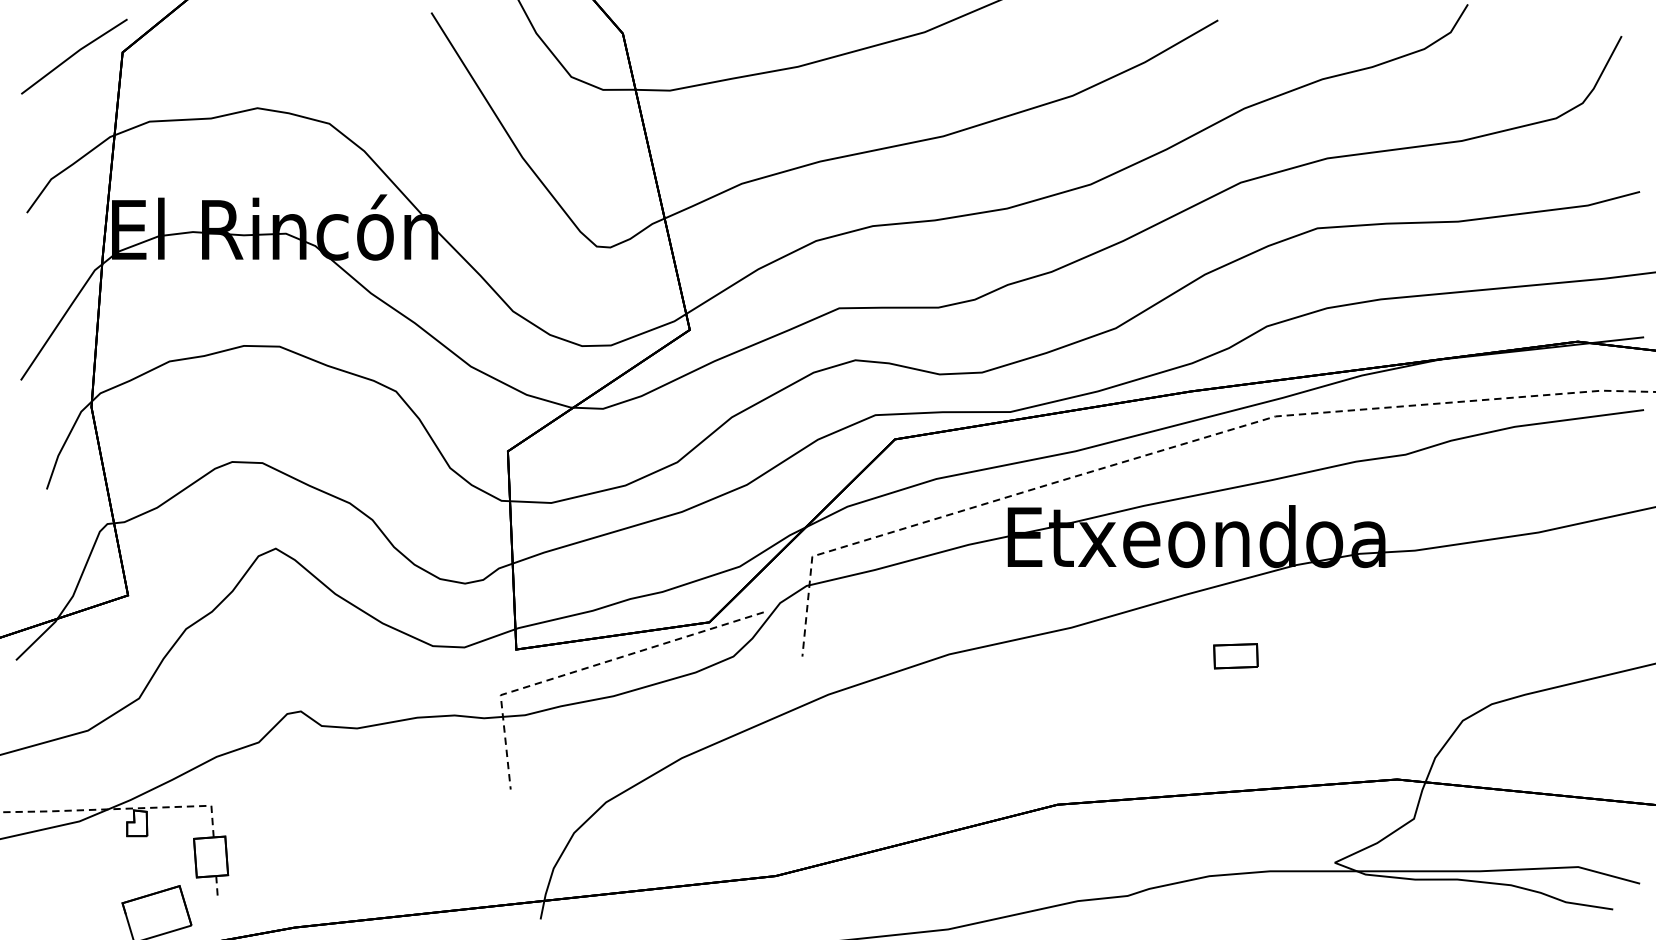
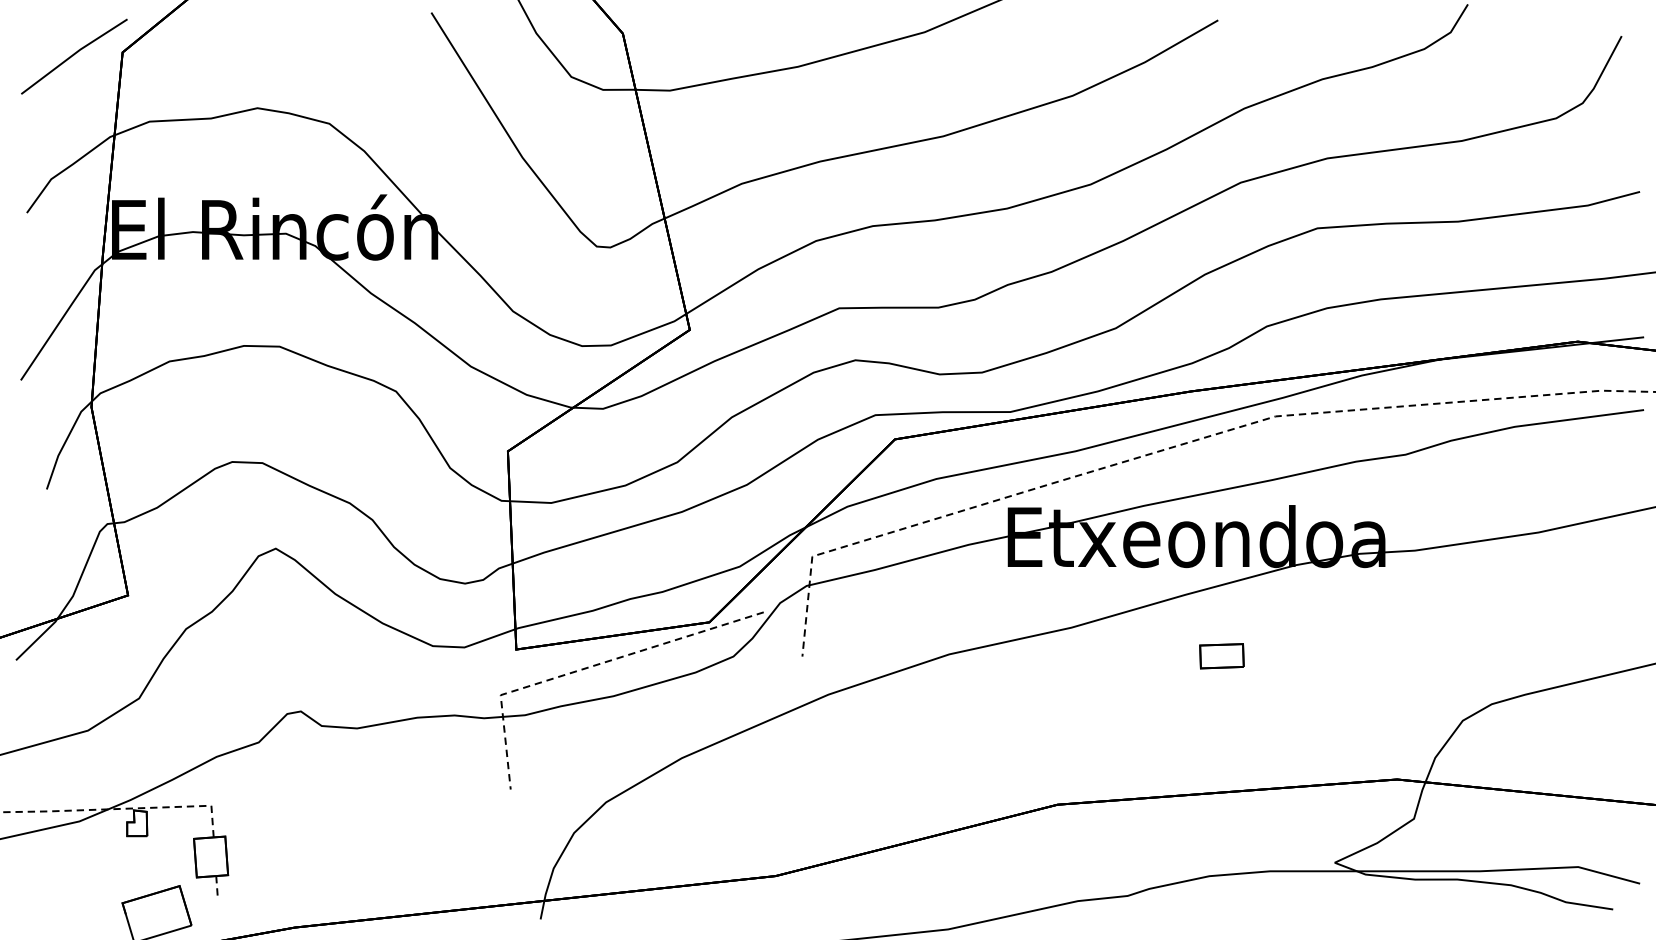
part position: (1235, 656) -> (1221, 656) (1221, 656)
